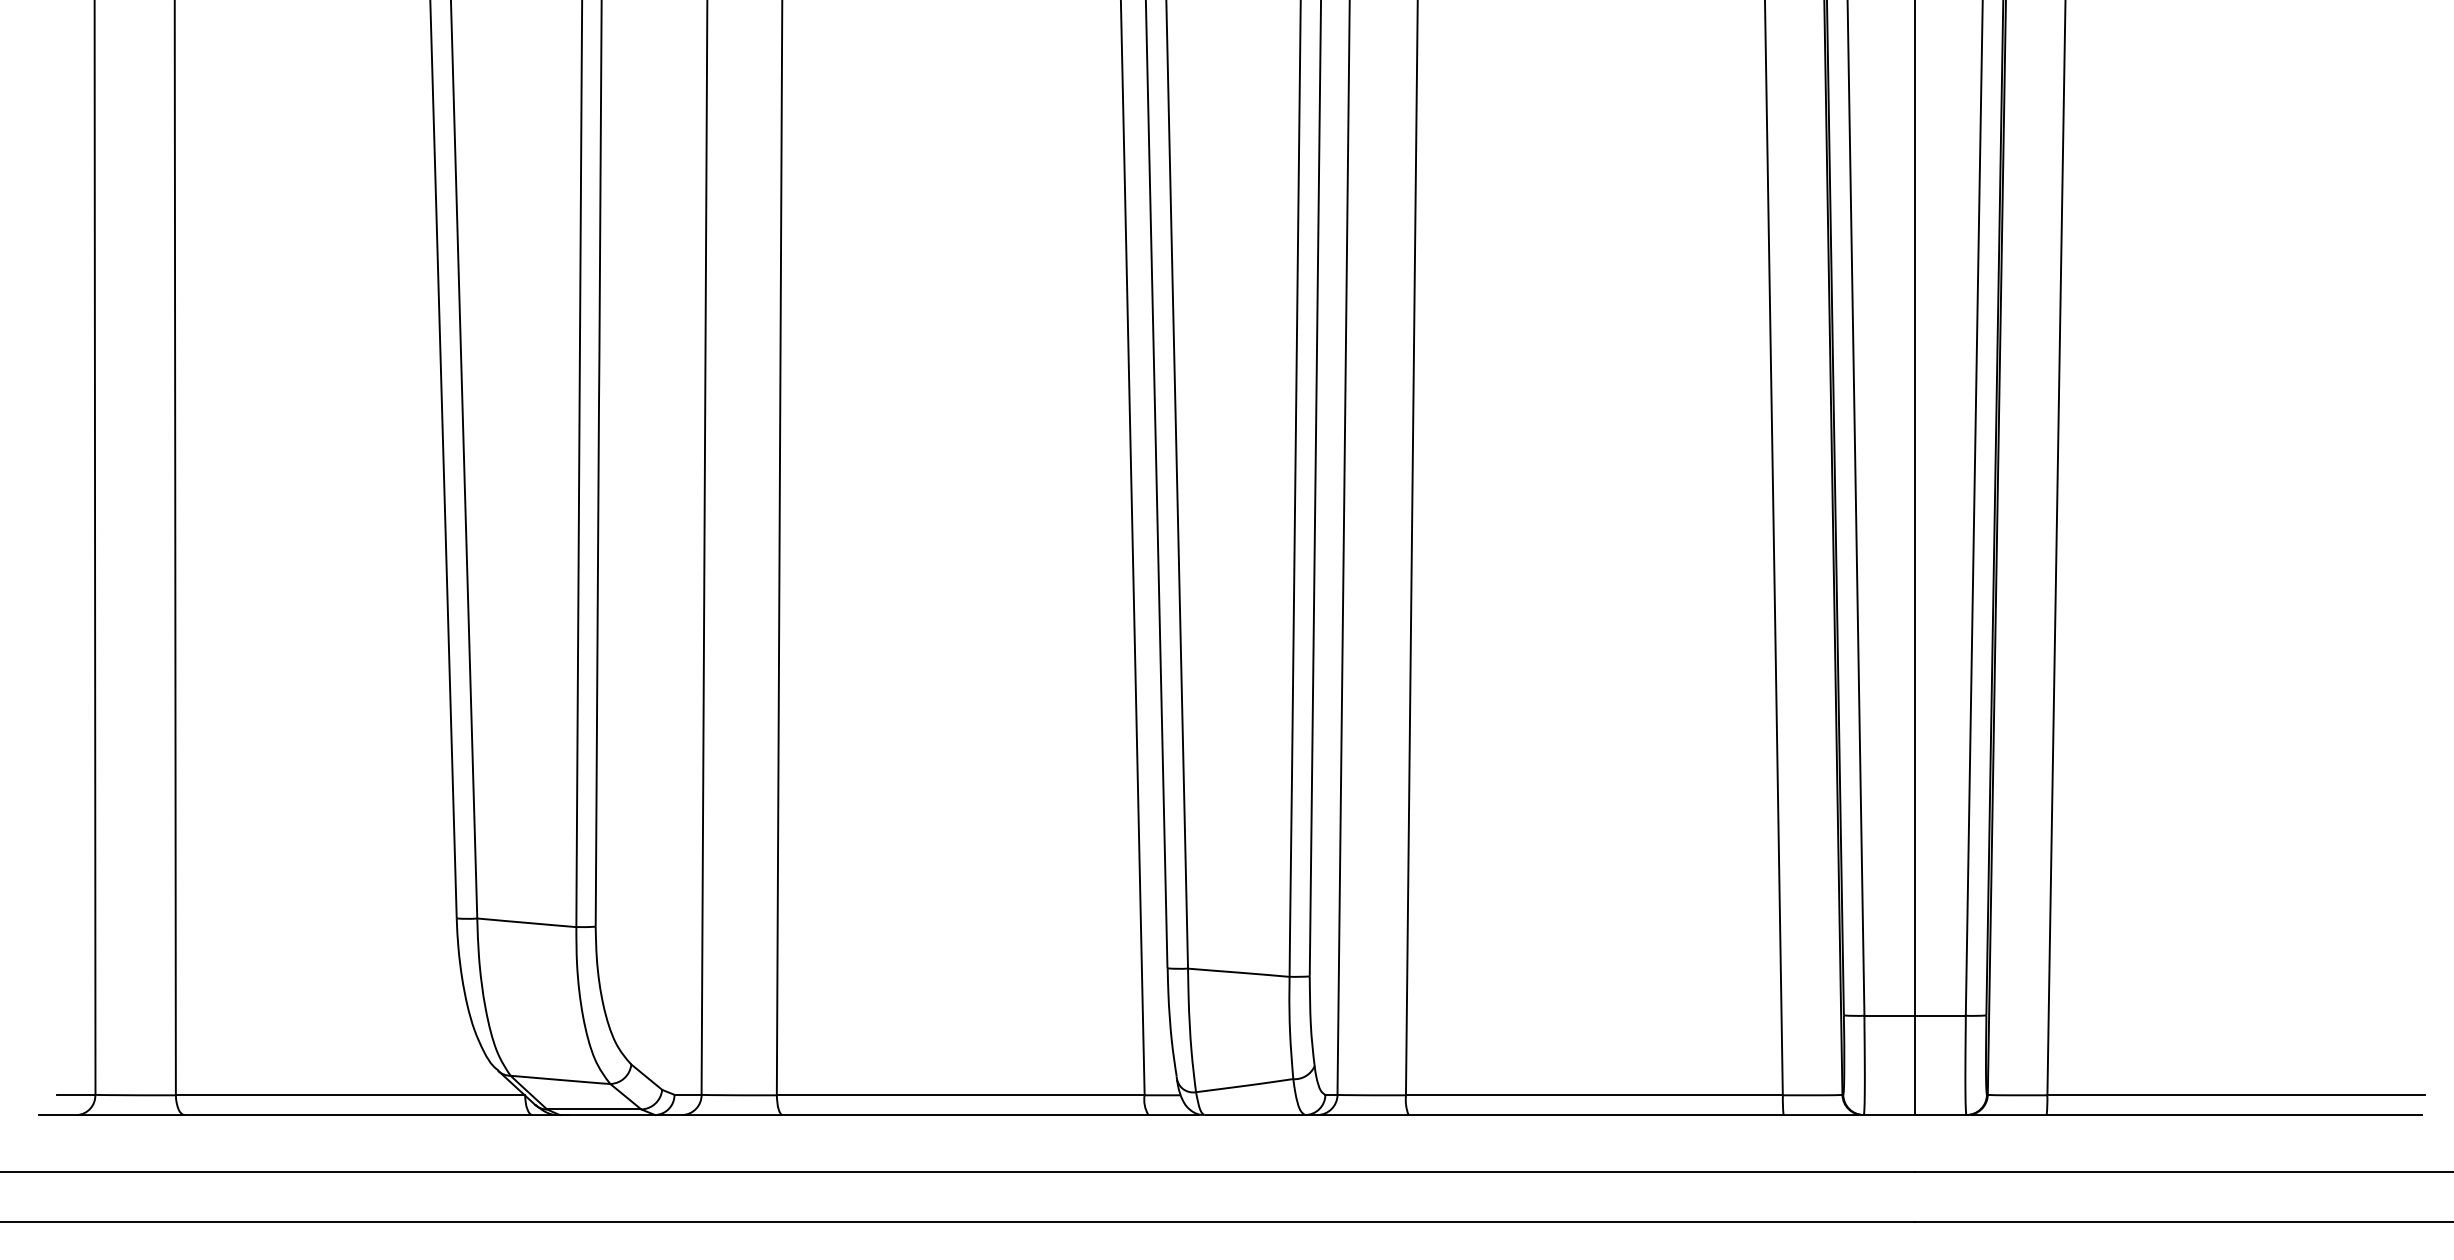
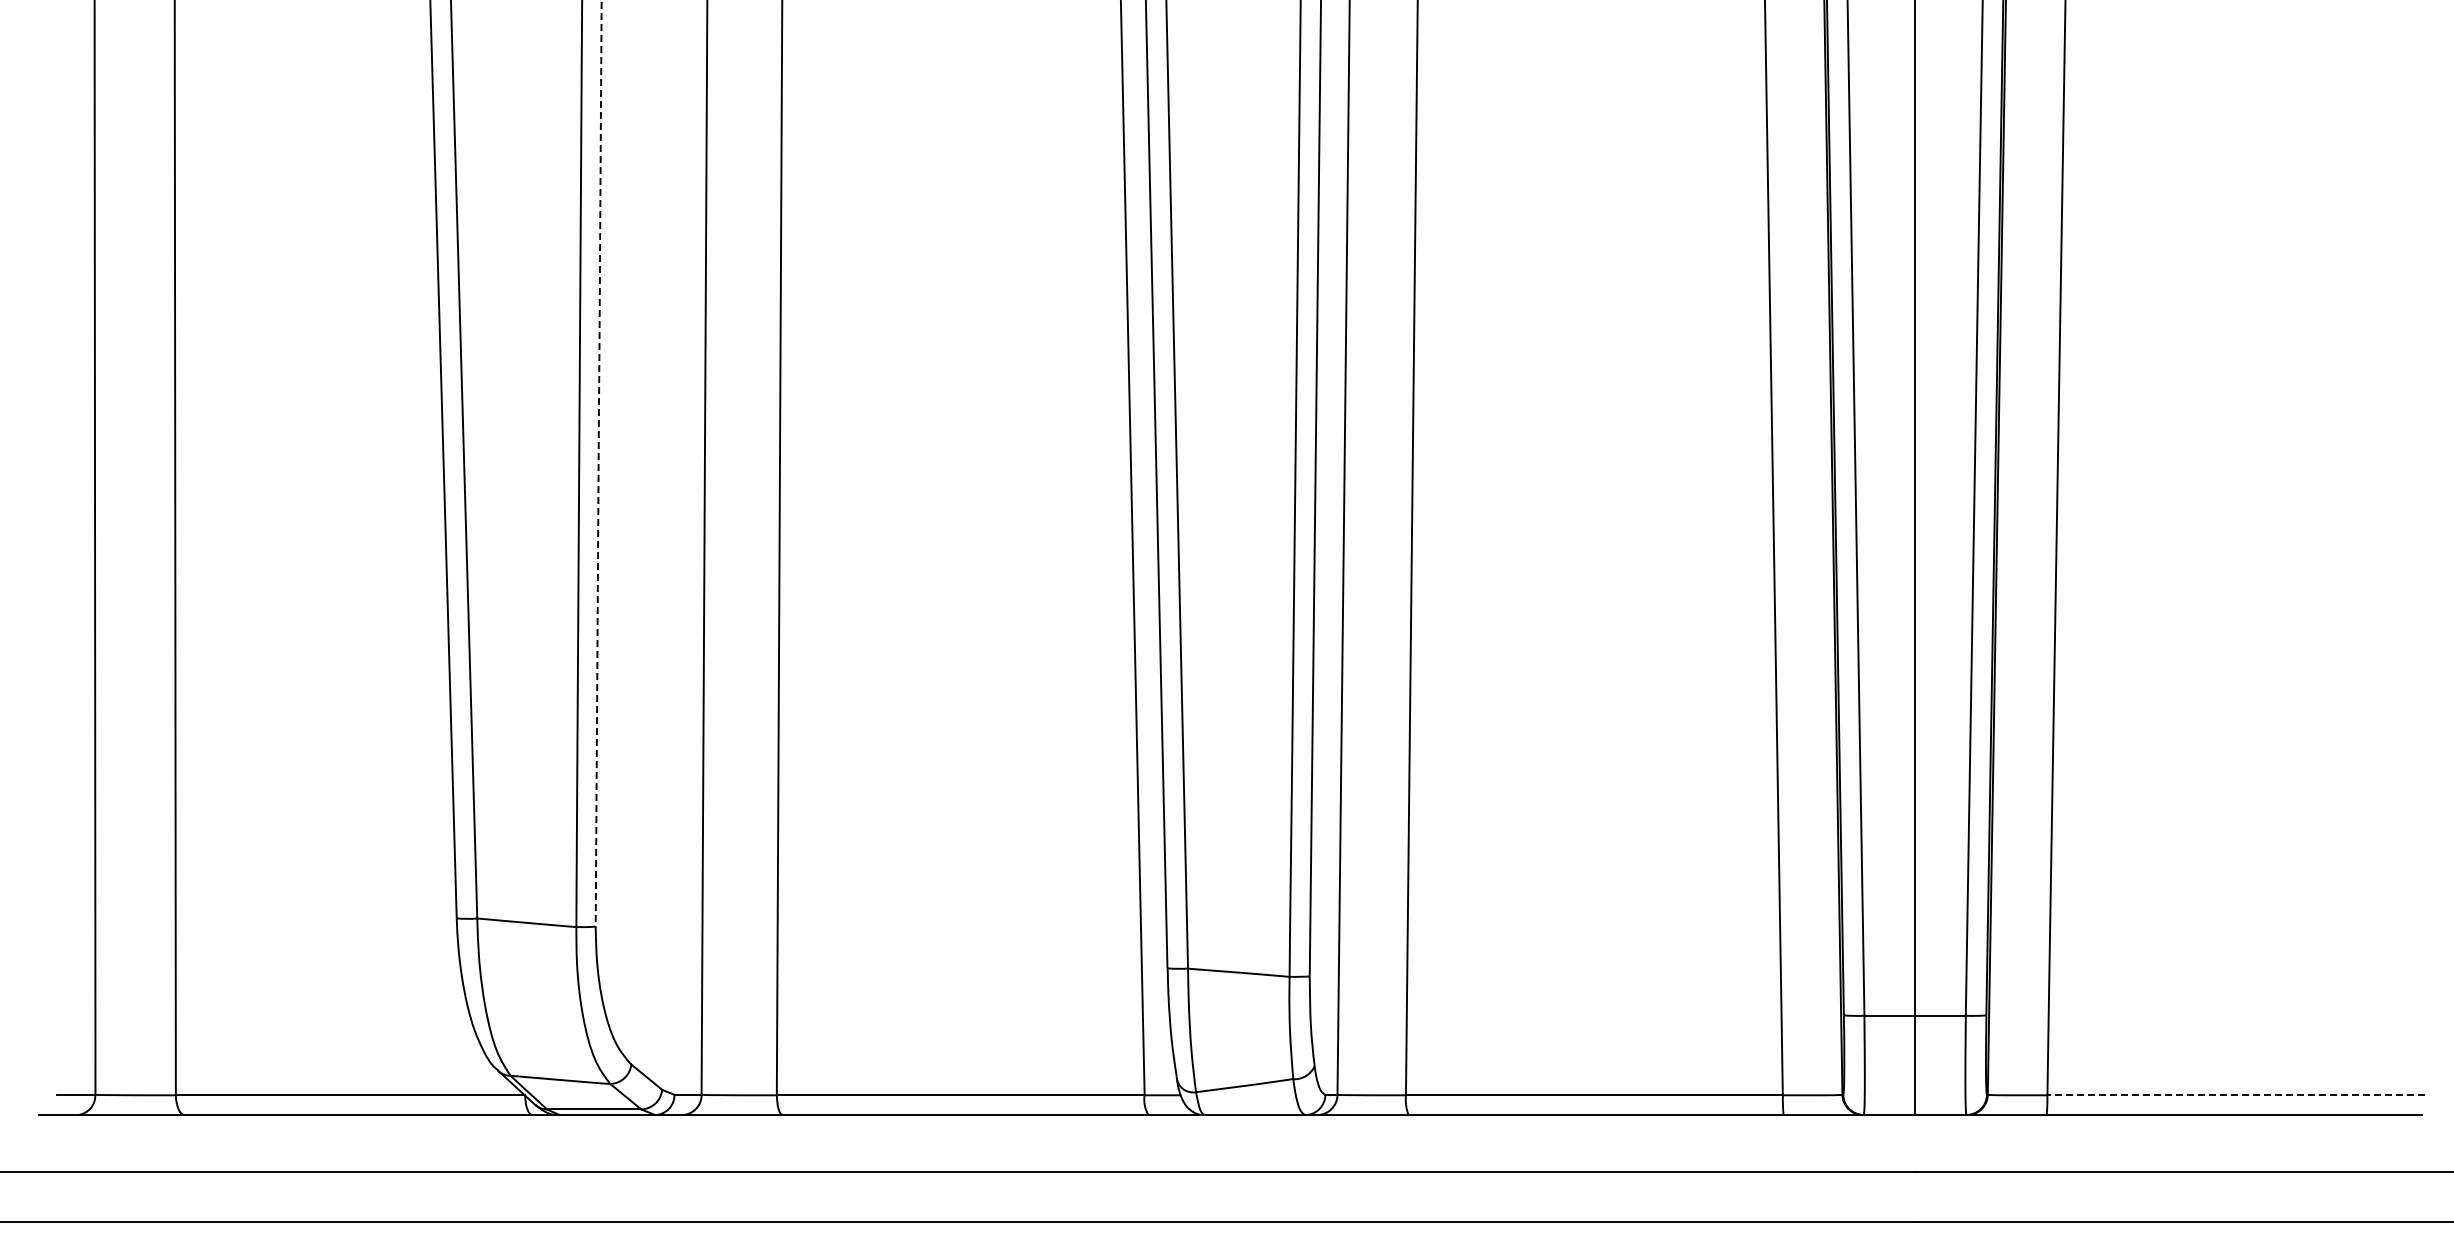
line: solid -> dashed (598, 462)
line: solid -> dashed (2235, 1095)
